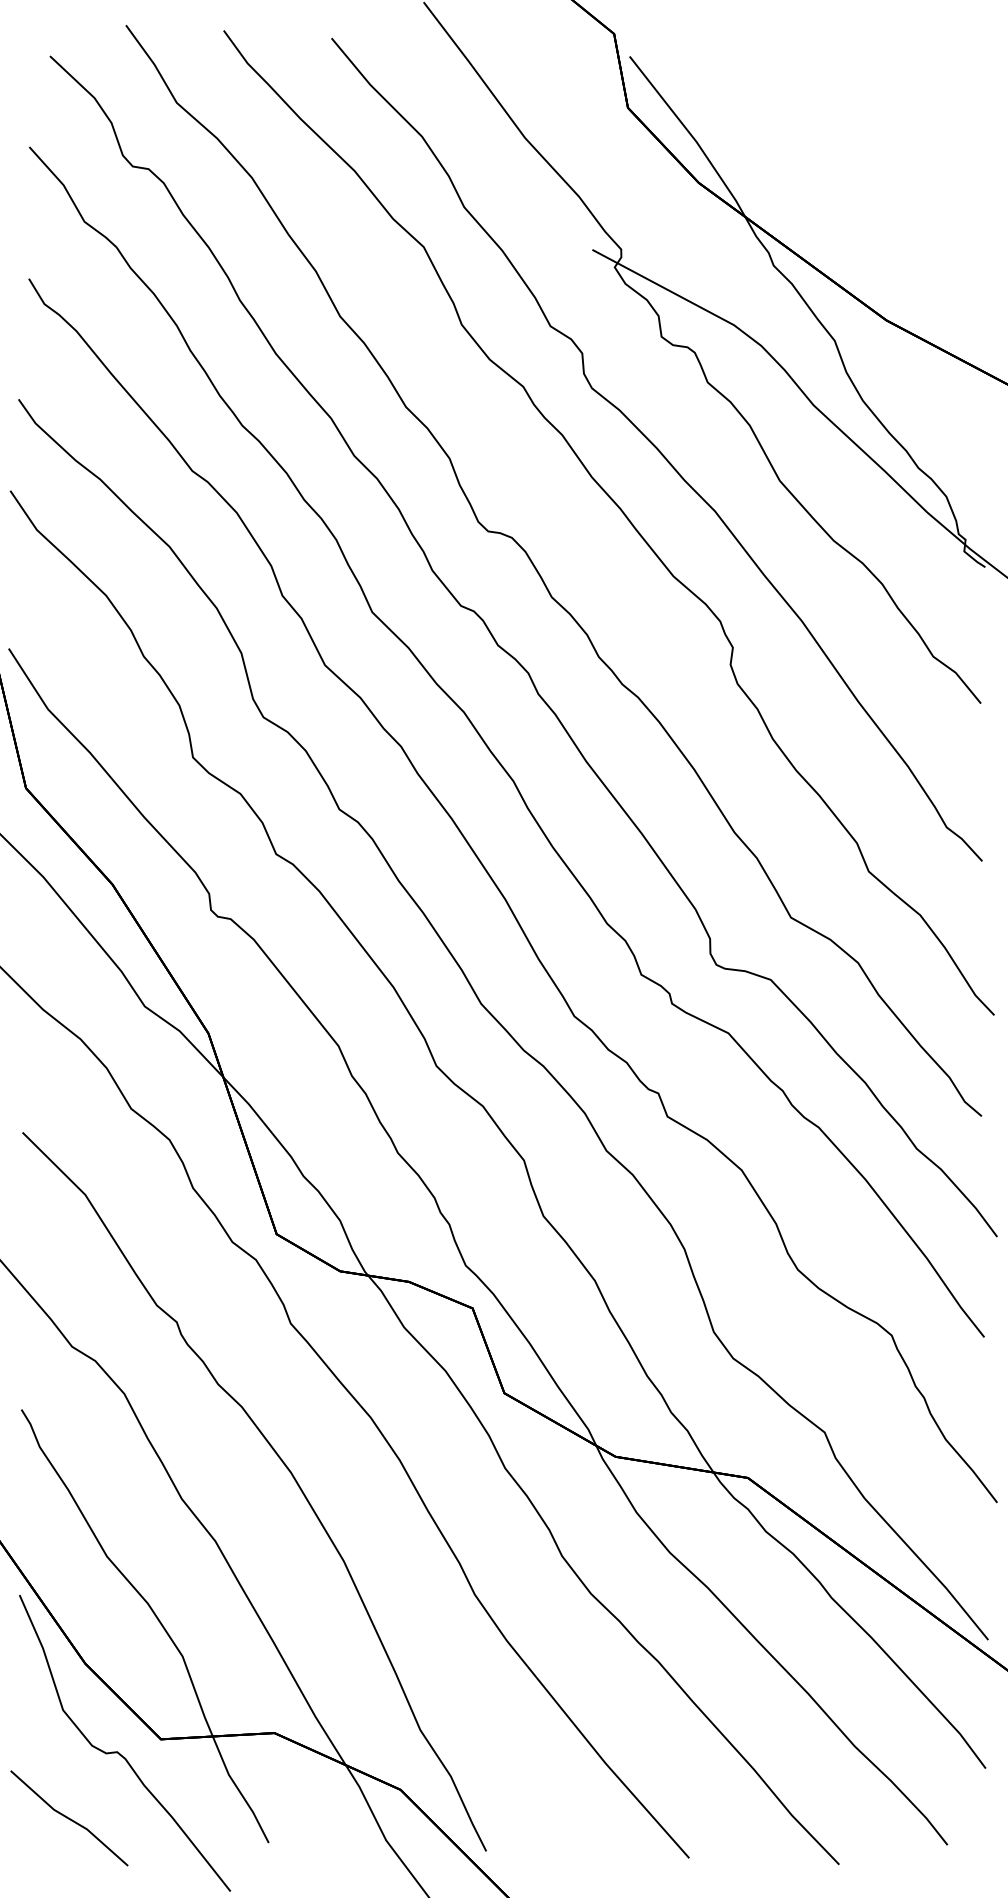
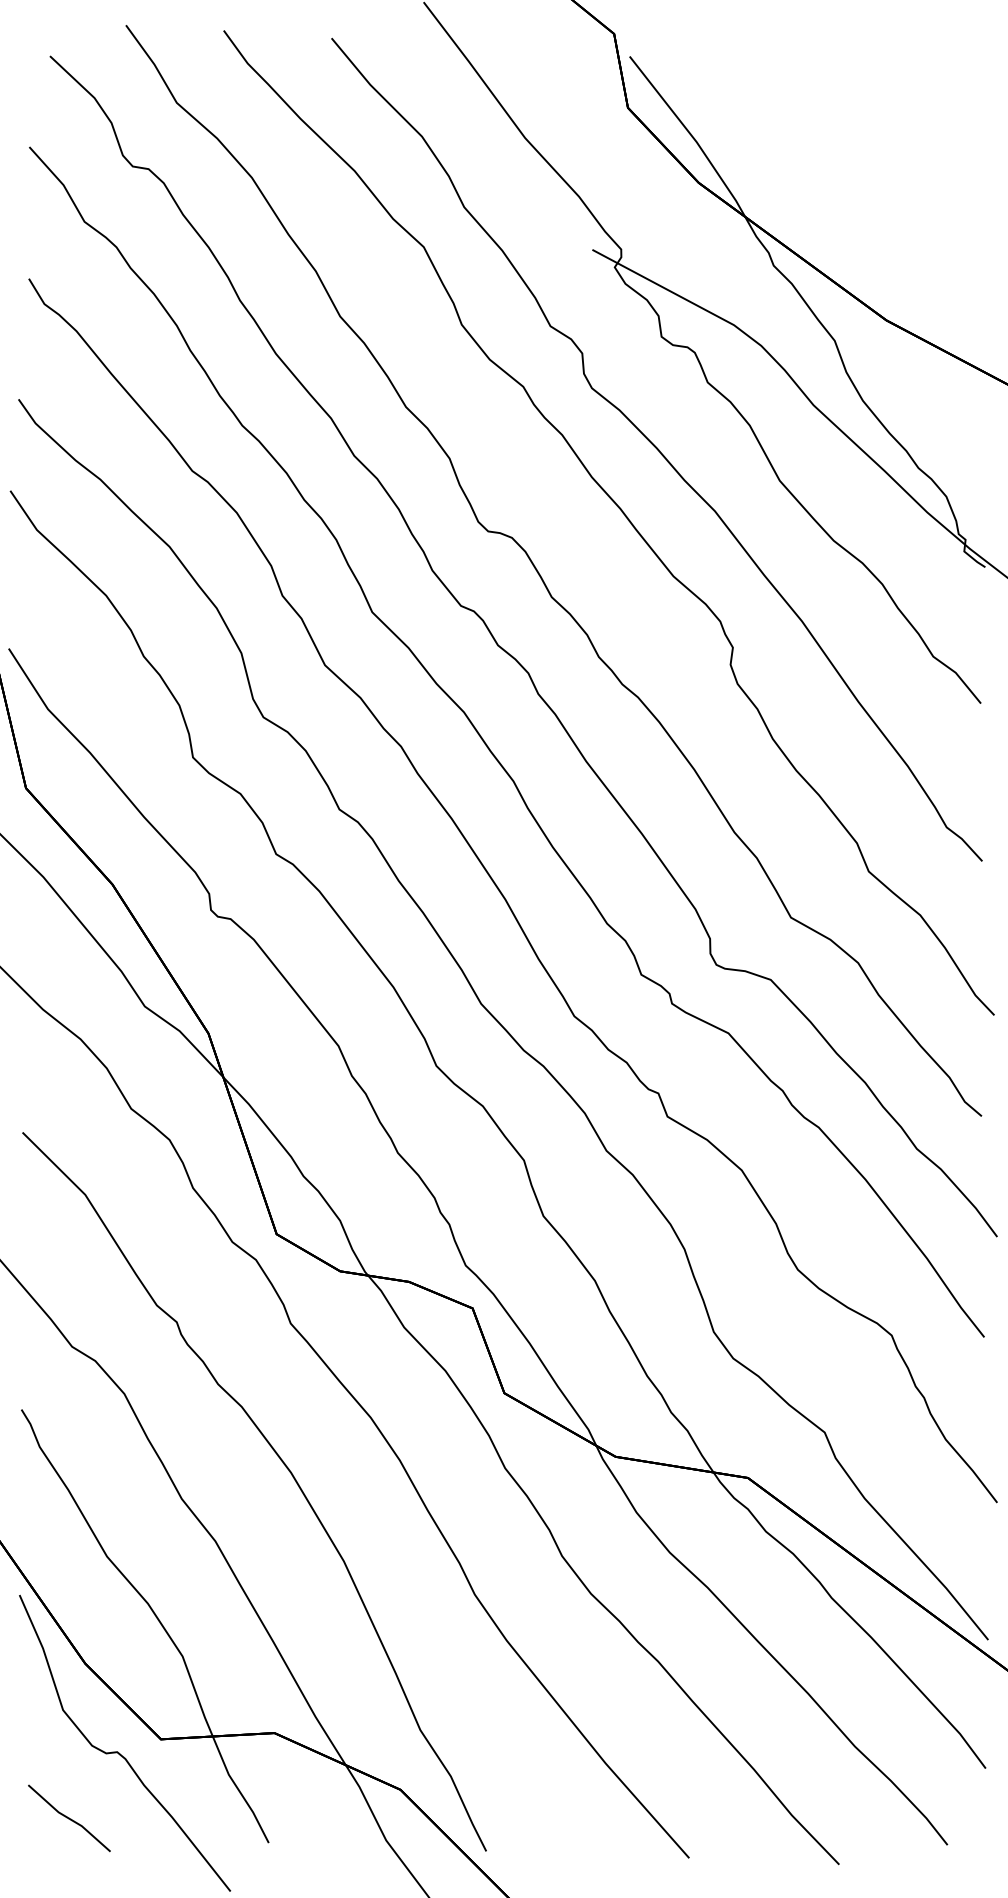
part size: 119x97 px -> 83x69 px (69, 1818)
